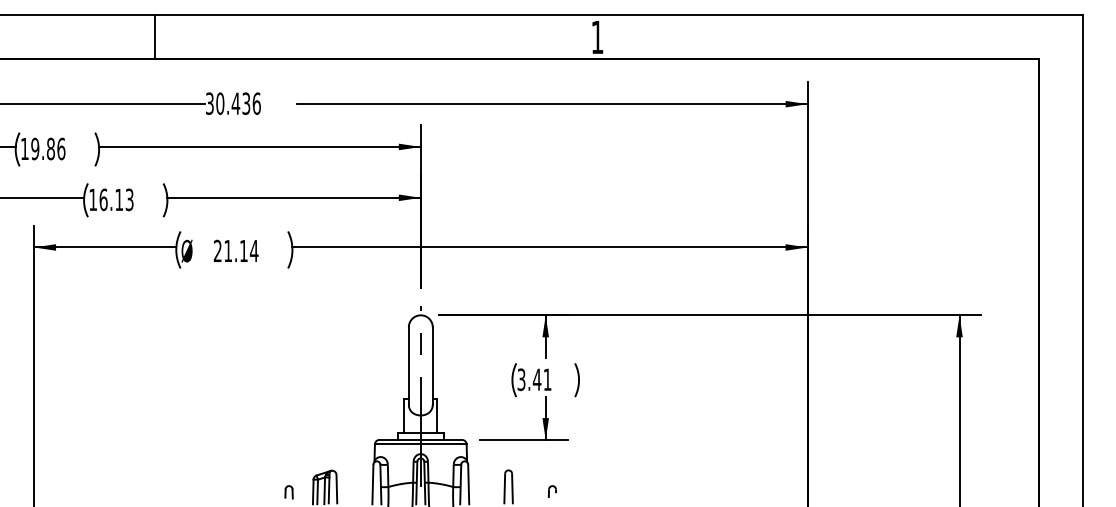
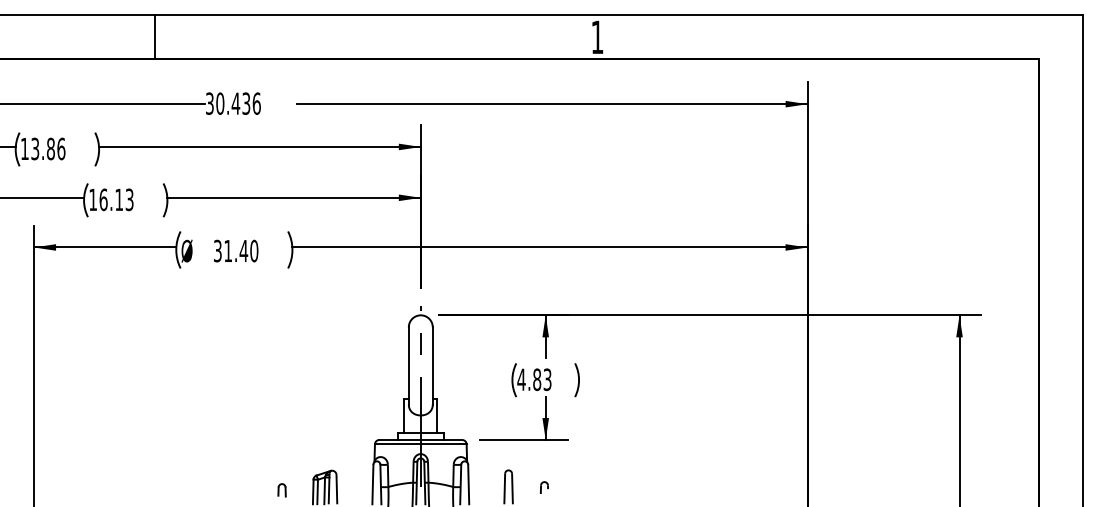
text: 19.86 -> 13.86 (35, 148)
text: 21.14 -> 31.40 (235, 250)
text: 3.41 -> 4.83 (534, 379)
part position: (552, 491) -> (544, 487) (544, 487)
part position: (288, 492) -> (281, 490) (281, 490)
